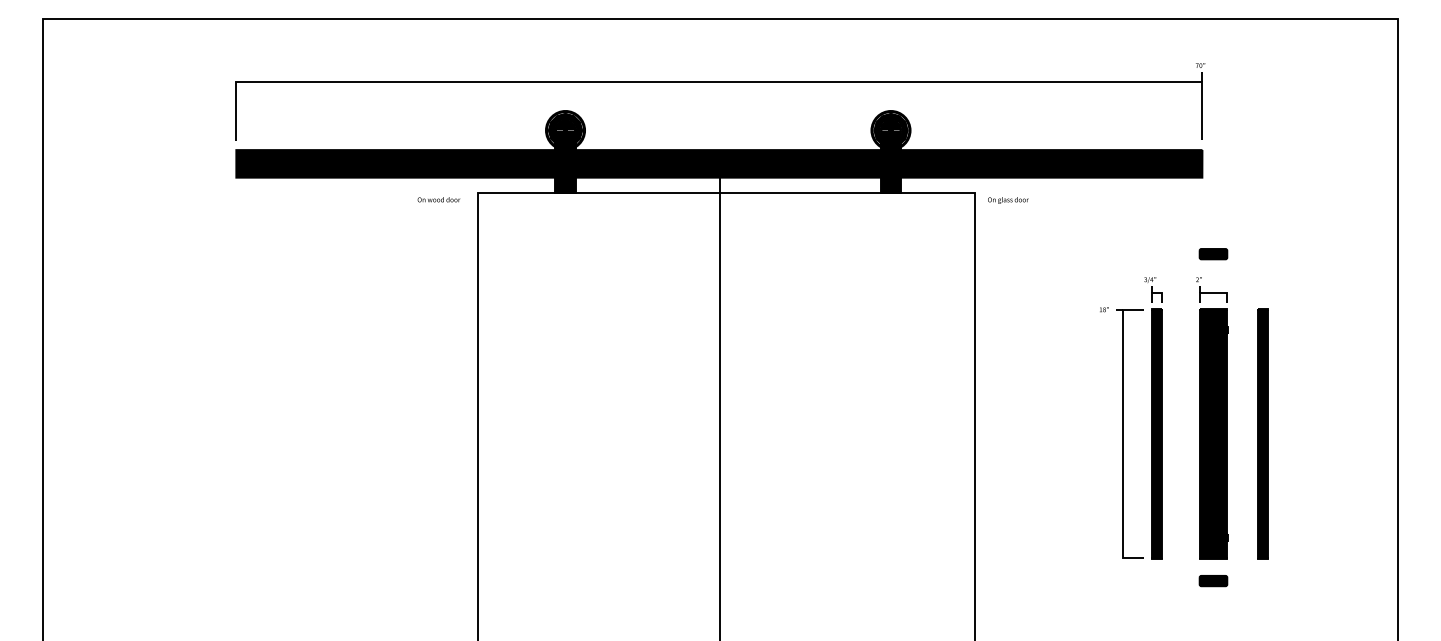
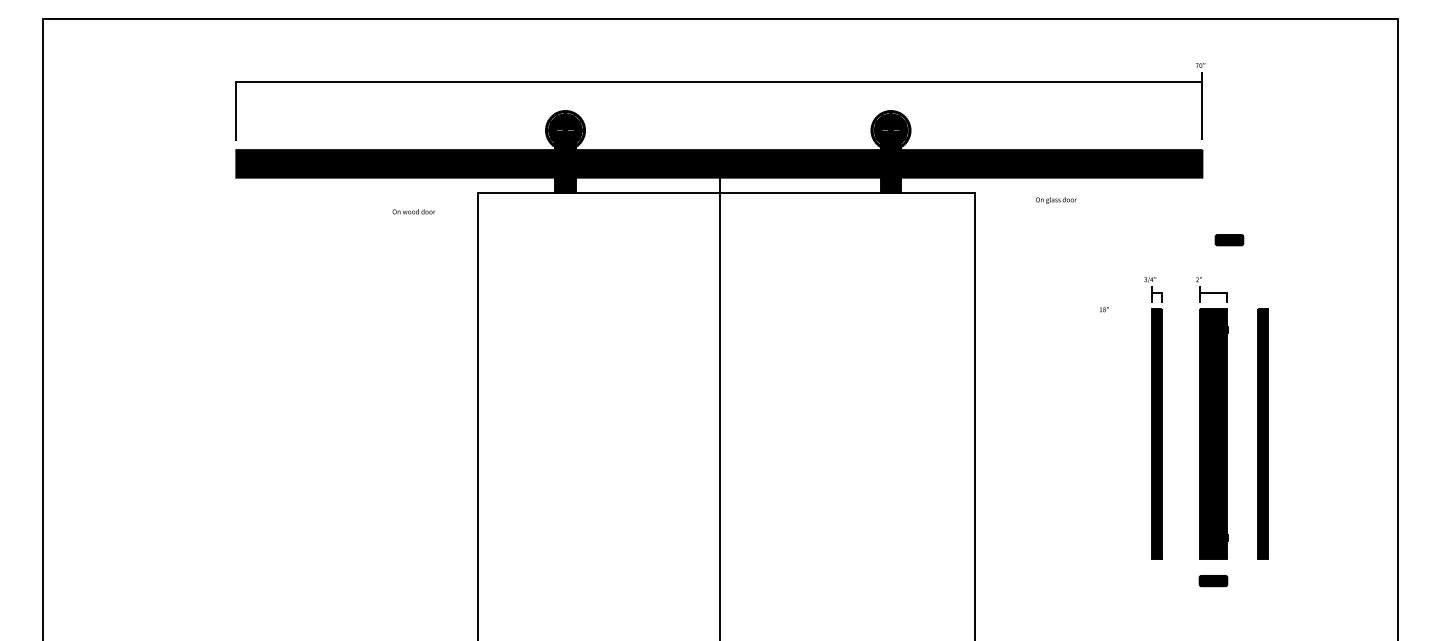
text position: (438, 199) -> (413, 211) (413, 211)
text position: (1008, 200) -> (1056, 200) (1056, 200)
part position: (1213, 254) -> (1229, 240) (1229, 240)
part: present -> none (1129, 433)
